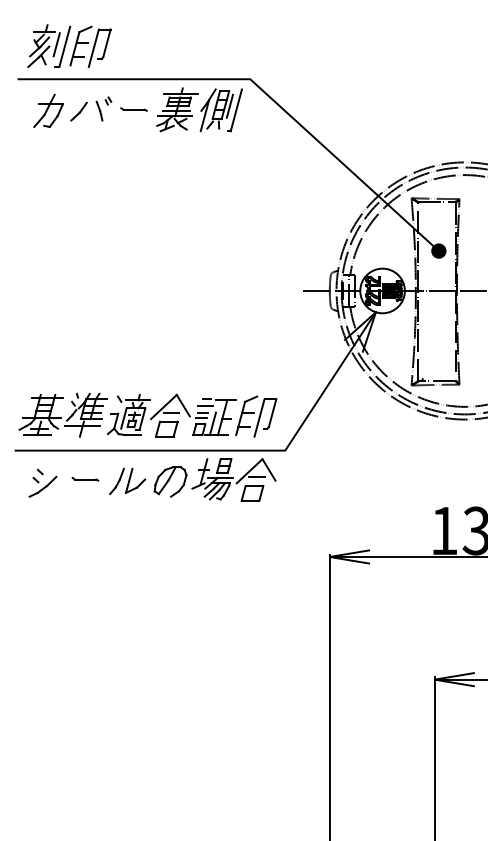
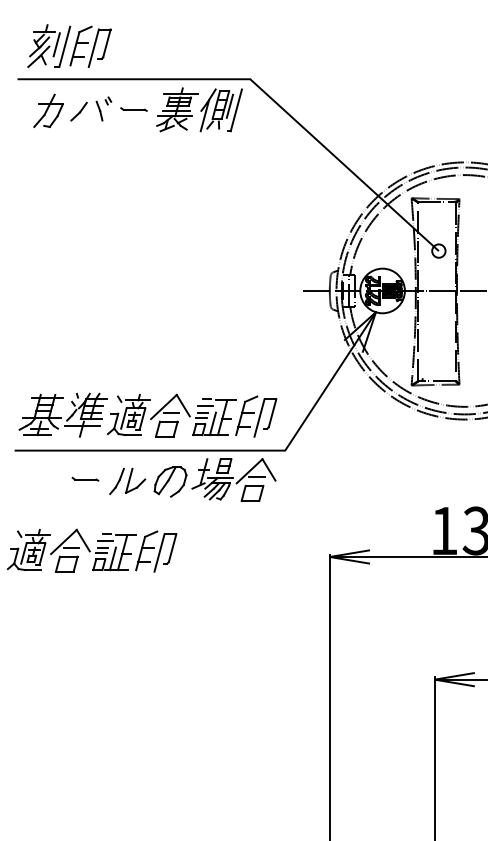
fill: present -> none (438, 250)
part: present -> none (42, 482)
part: none -> present (92, 550)
